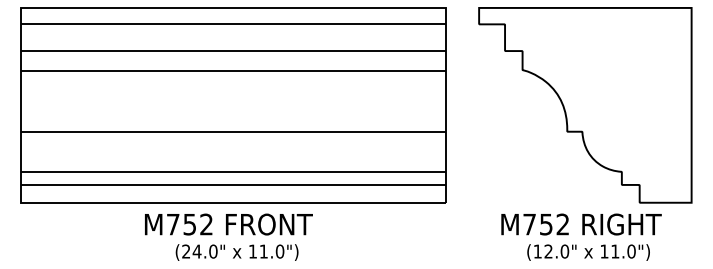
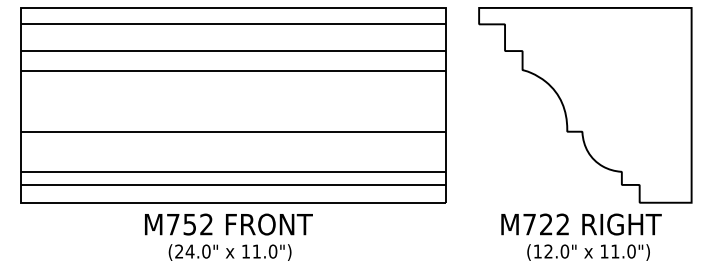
text: M752 -> M722 (546, 224)
text position: (236, 252) -> (229, 252) (229, 252)
